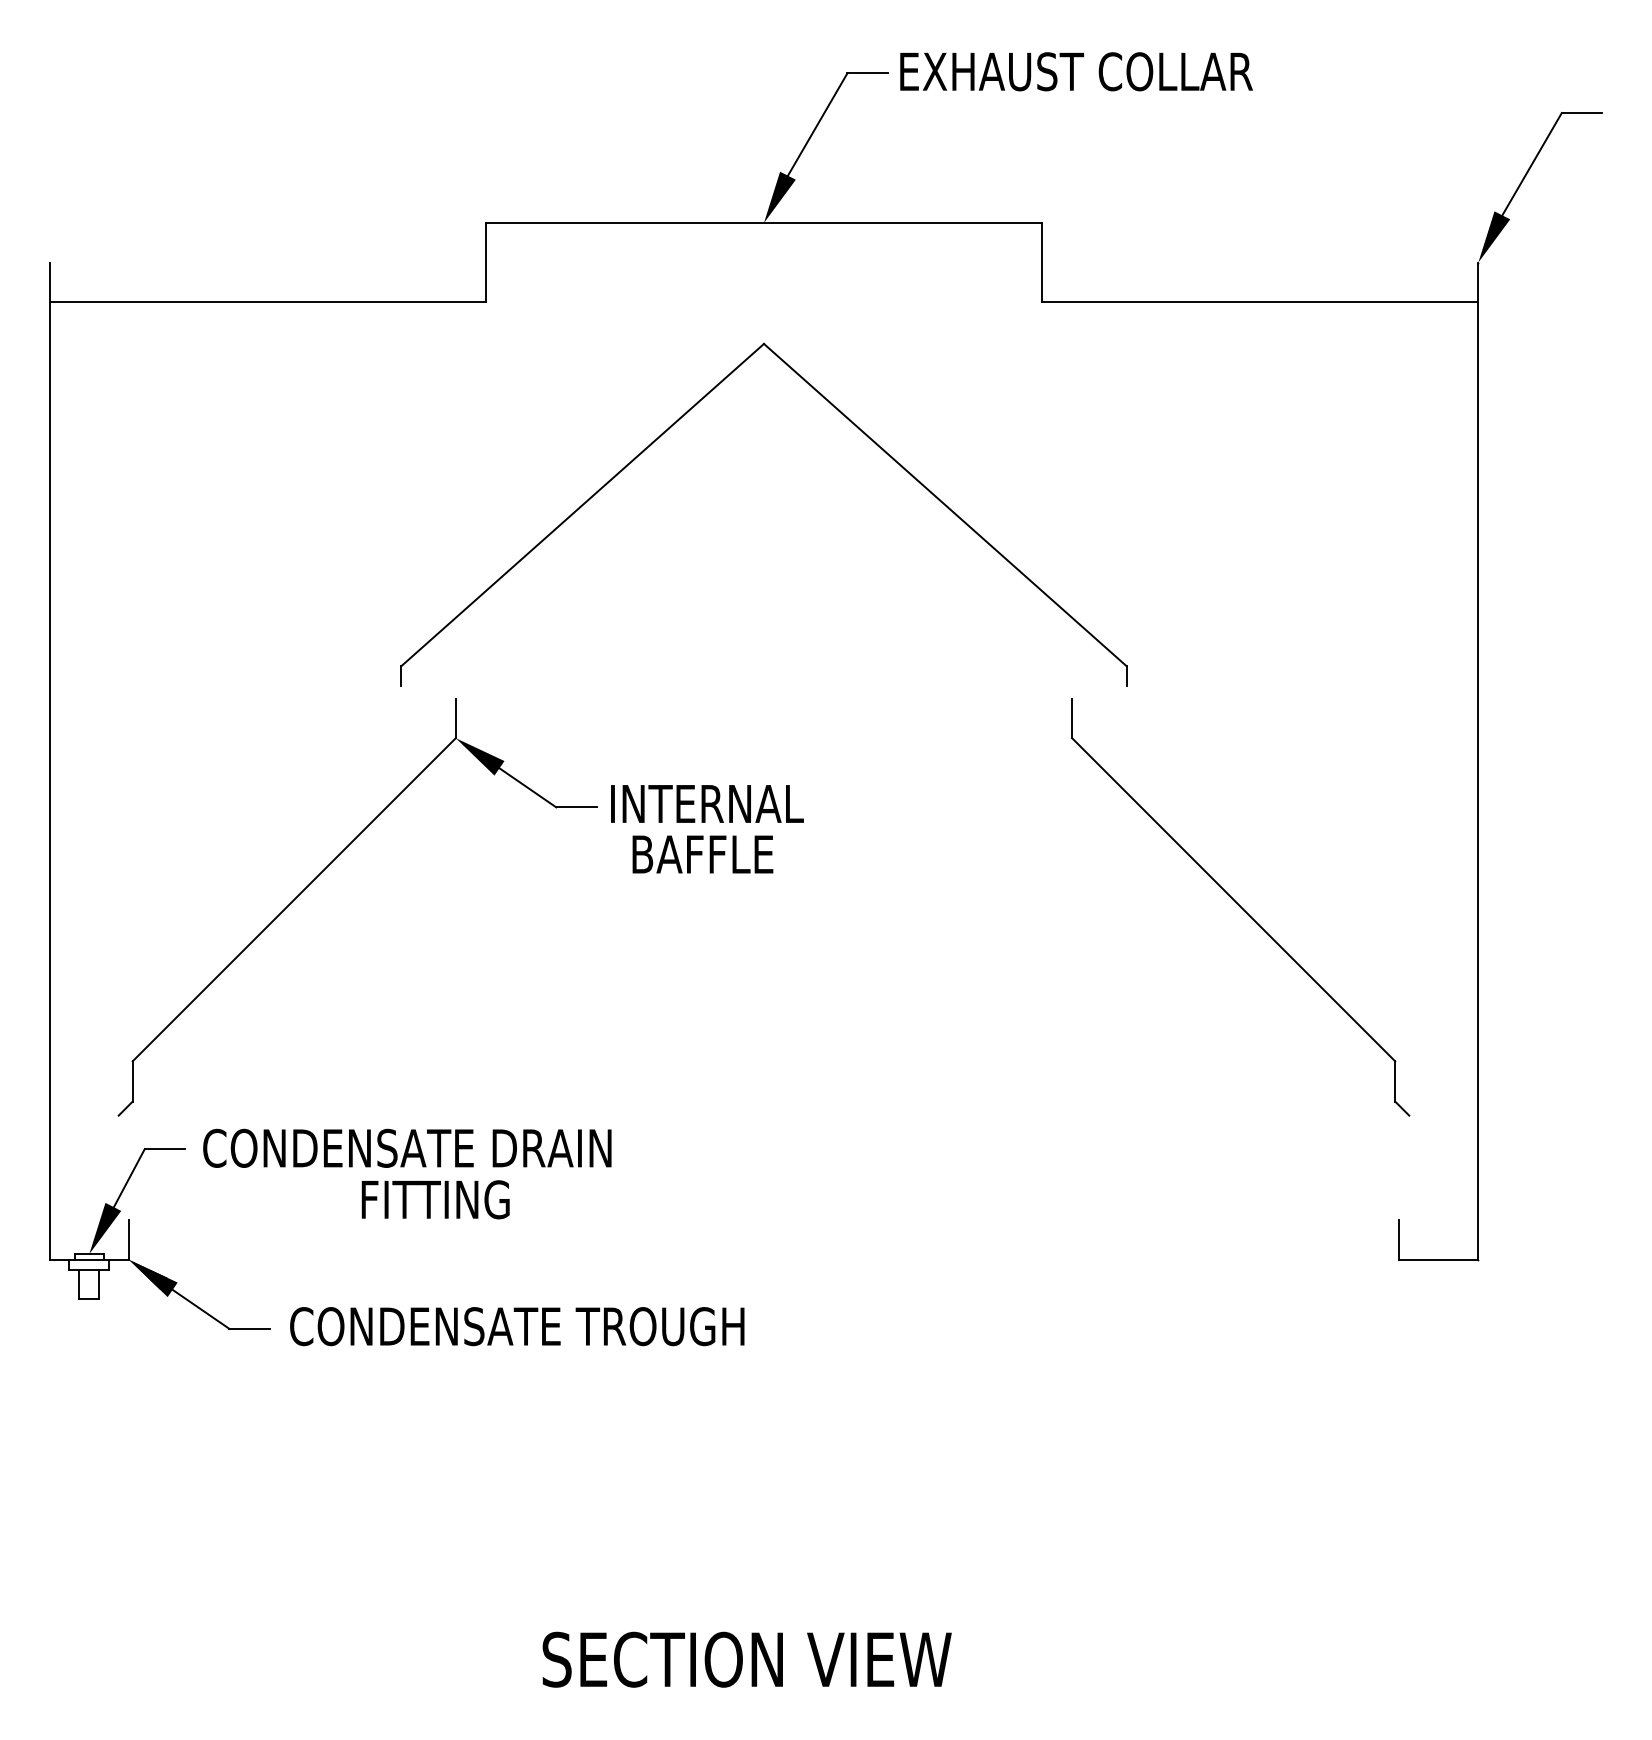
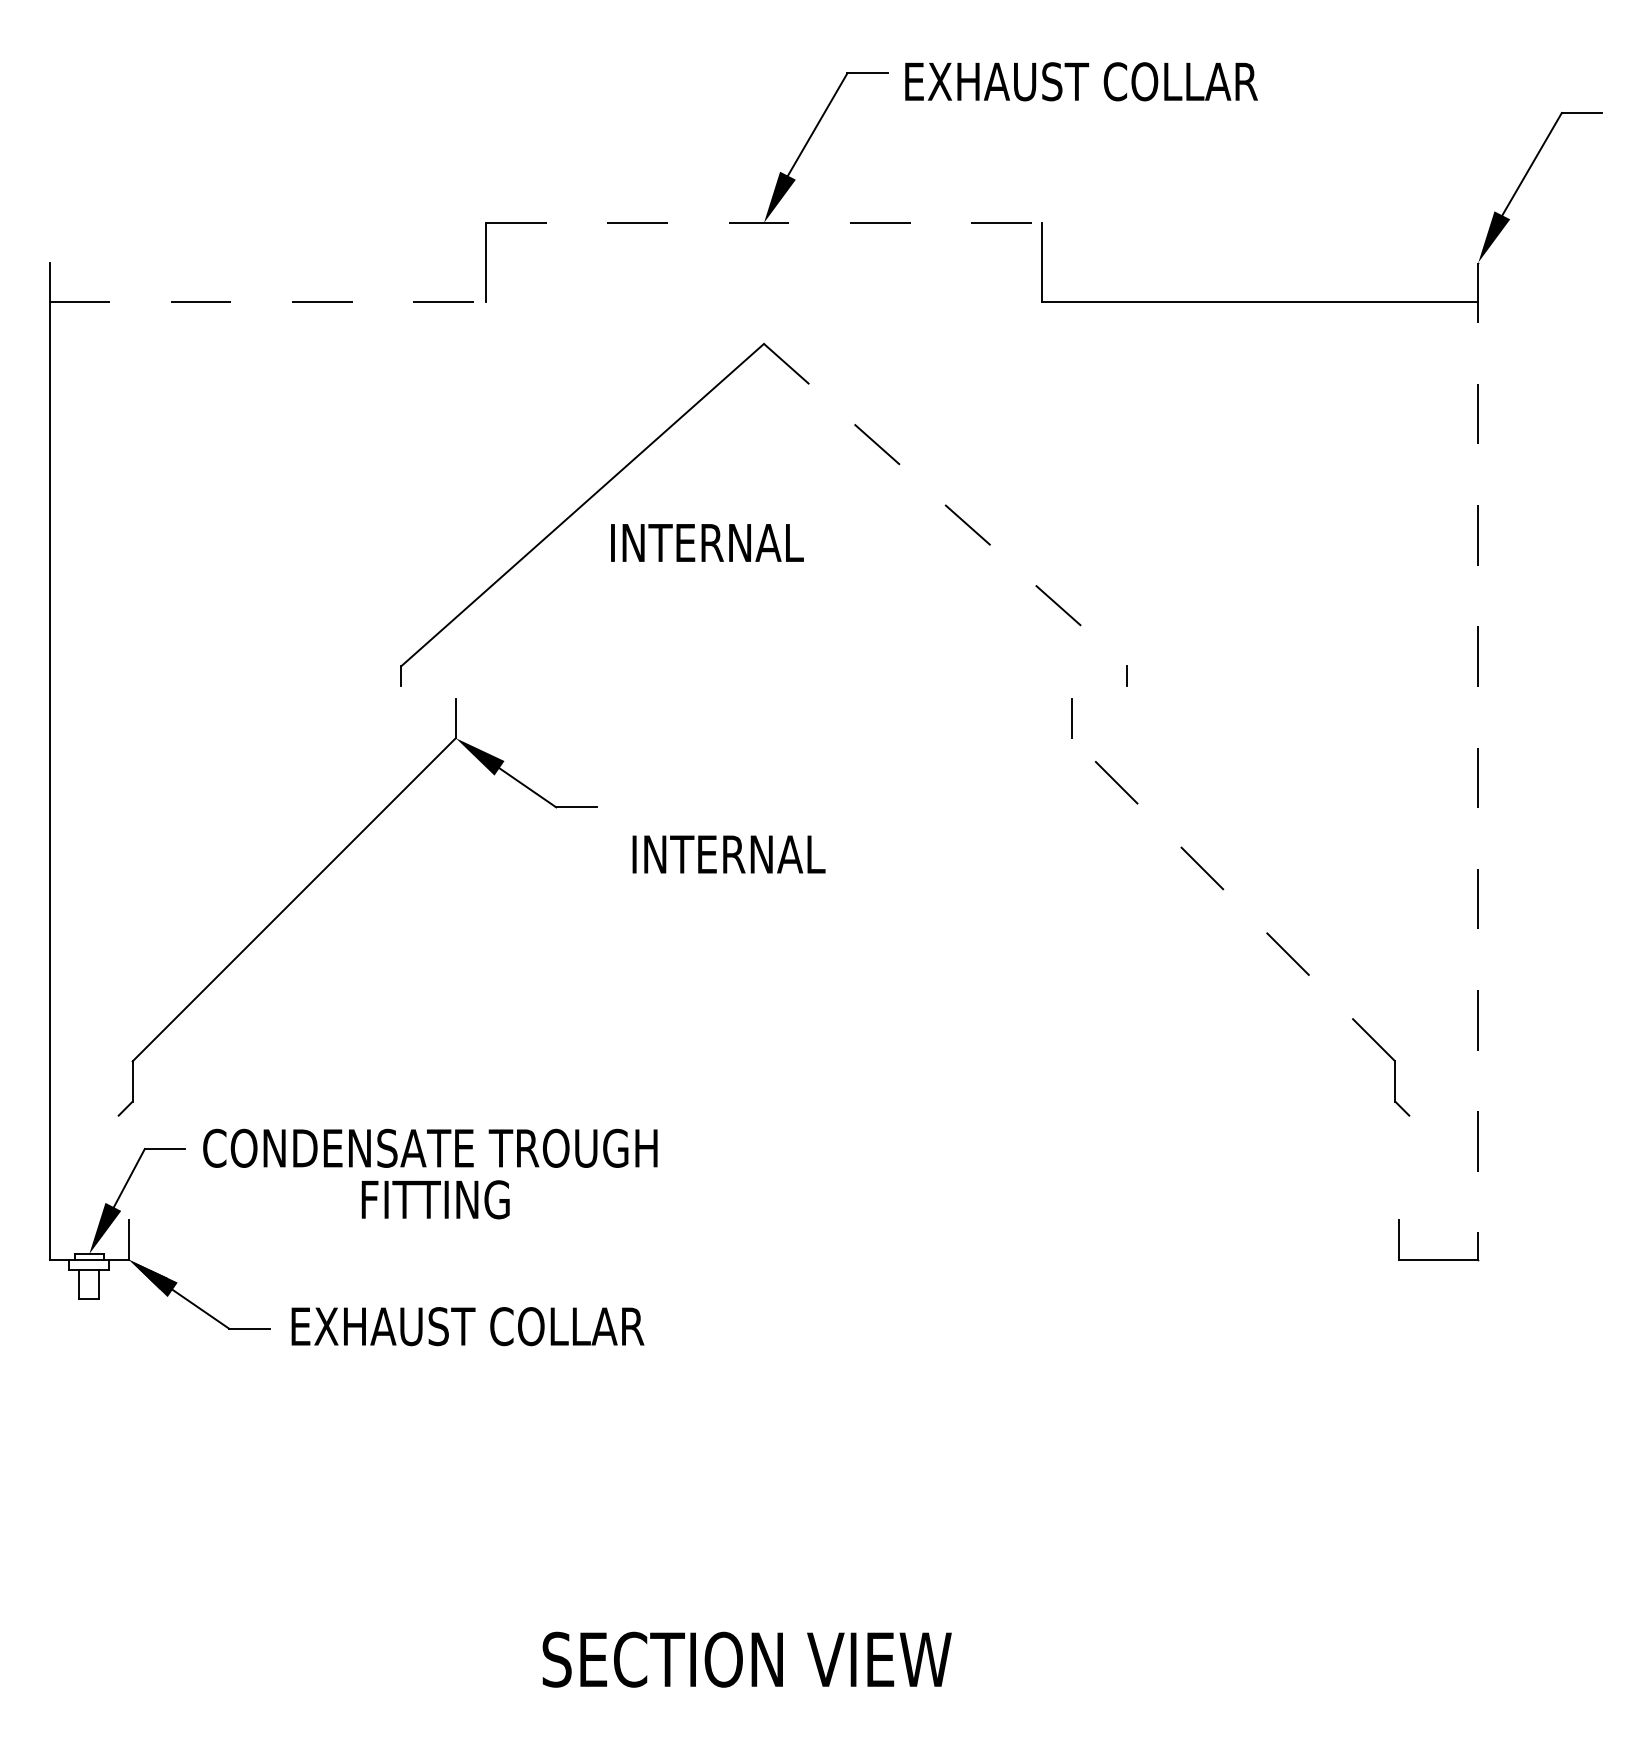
text position: (1076, 71) -> (1081, 81) (1081, 81)
line: solid -> dashed (763, 223)
line: solid -> dashed (268, 302)
line: solid -> dashed (945, 505)
line: solid -> dashed (1478, 761)
text position: (707, 803) -> (707, 542) (707, 542)
text: BAFFLE -> INTERNAL (730, 854)
line: solid -> dashed (1233, 899)
text: CONDENSATE DRAIN -> CONDENSATE TROUGH (572, 1147)
text: CONDENSATE TROUGH -> EXHAUST COLLAR (517, 1326)
